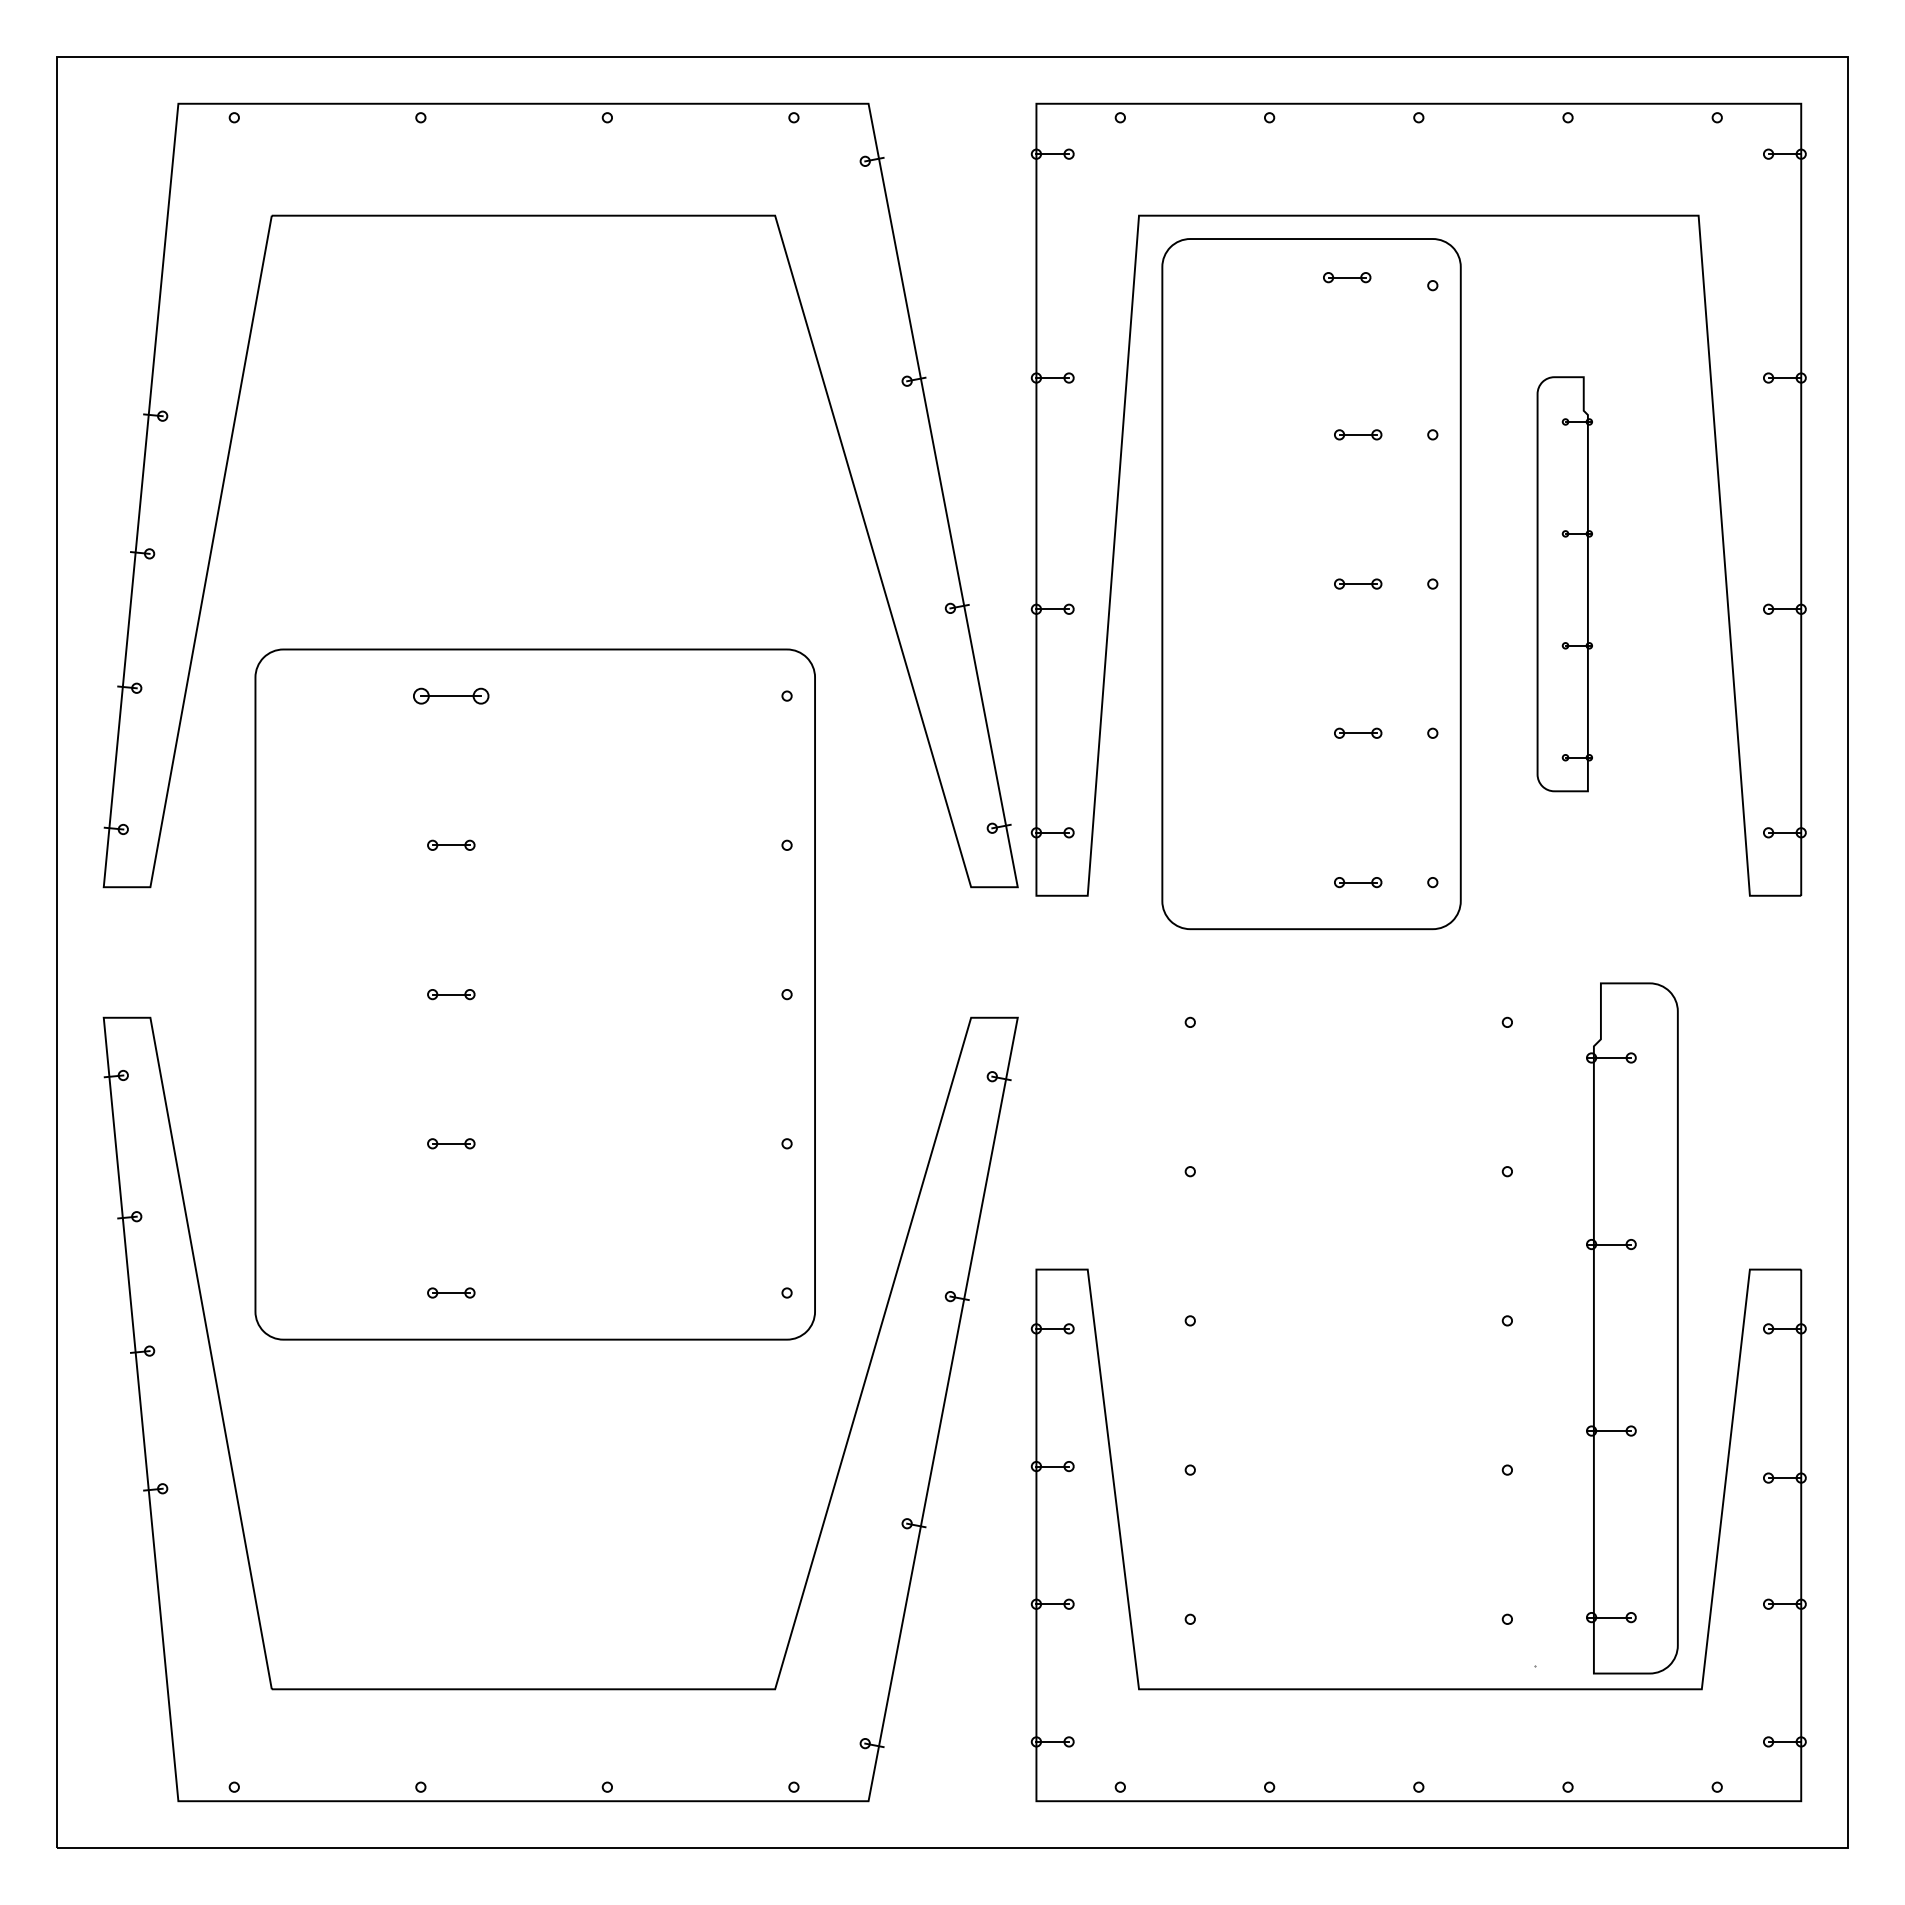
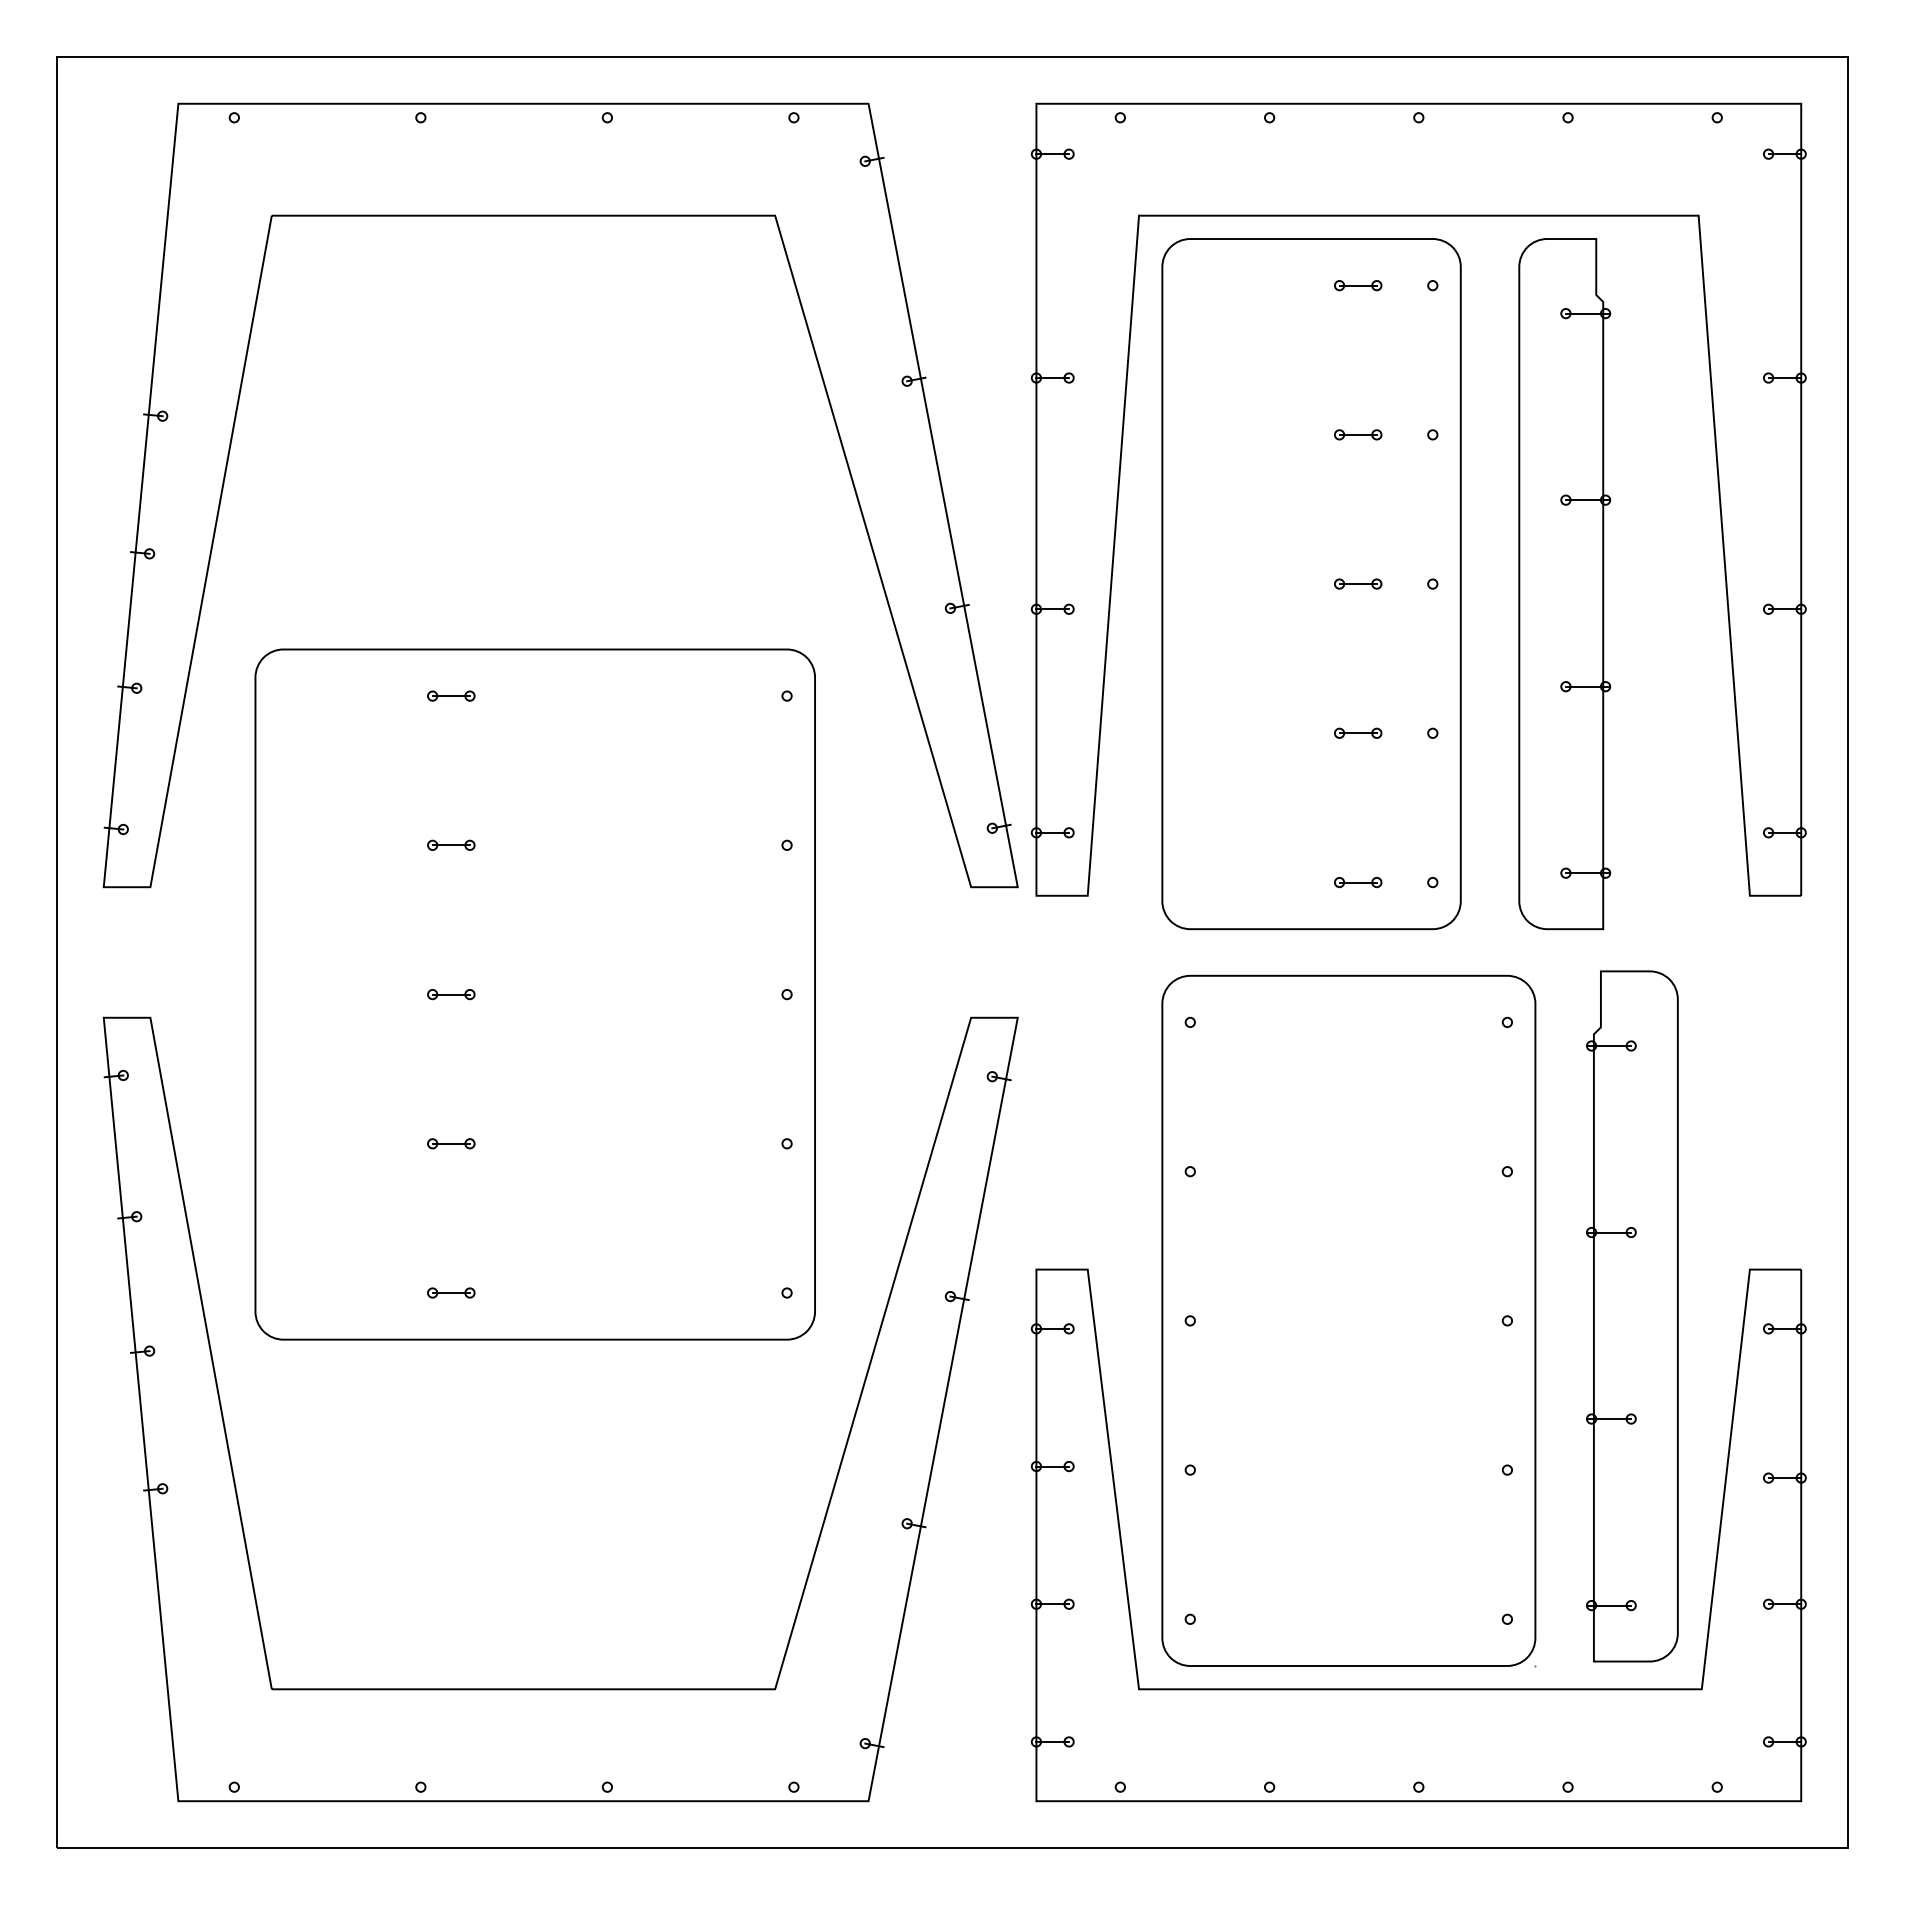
part position: (1347, 277) -> (1358, 285) (1358, 285)
part size: 57x417 px -> 94x693 px (1564, 584)
part size: 77x18 px -> 49x12 px (451, 695)
part: none -> present (1348, 1320)
part position: (1632, 1328) -> (1632, 1316) (1632, 1316)
